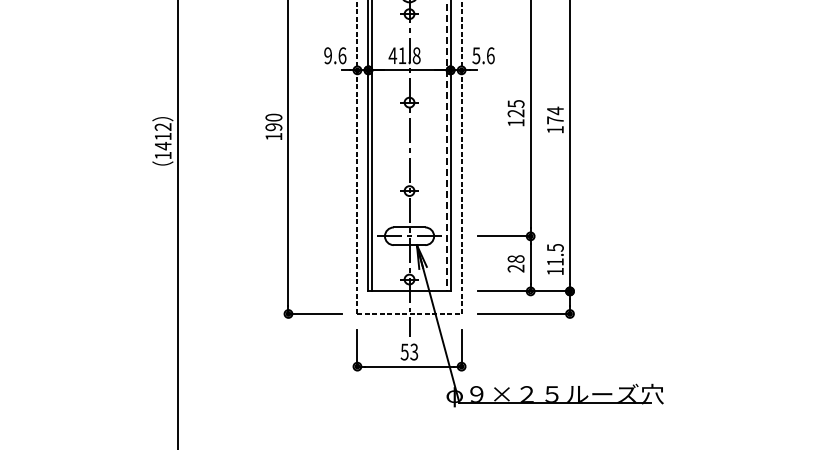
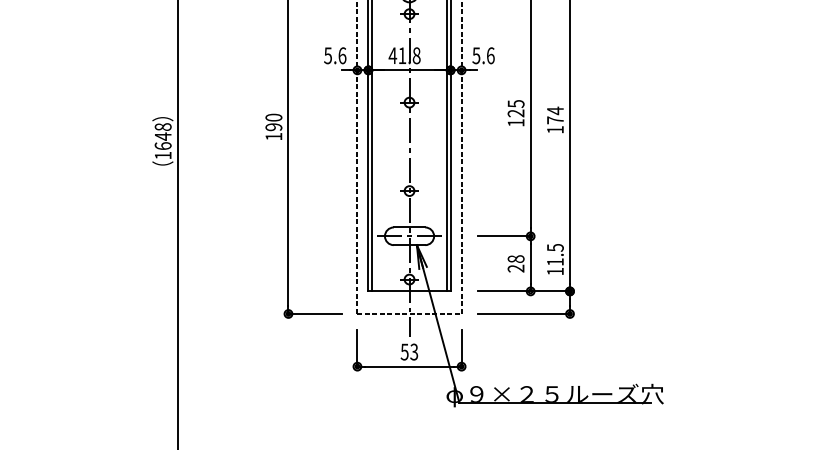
text: 9.6 -> 5.6 (327, 55)
text: 1412 -> 1648 (162, 136)
line: dashed -> solid (446, 145)
